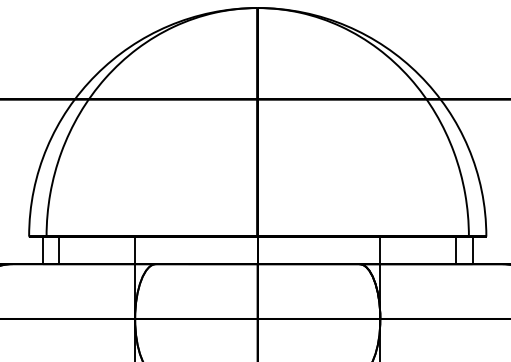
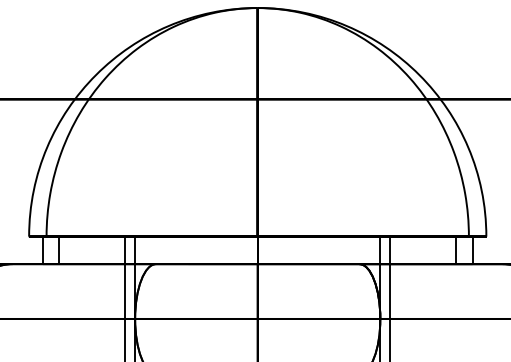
line: none -> present (125, 297)
line: none -> present (390, 297)
